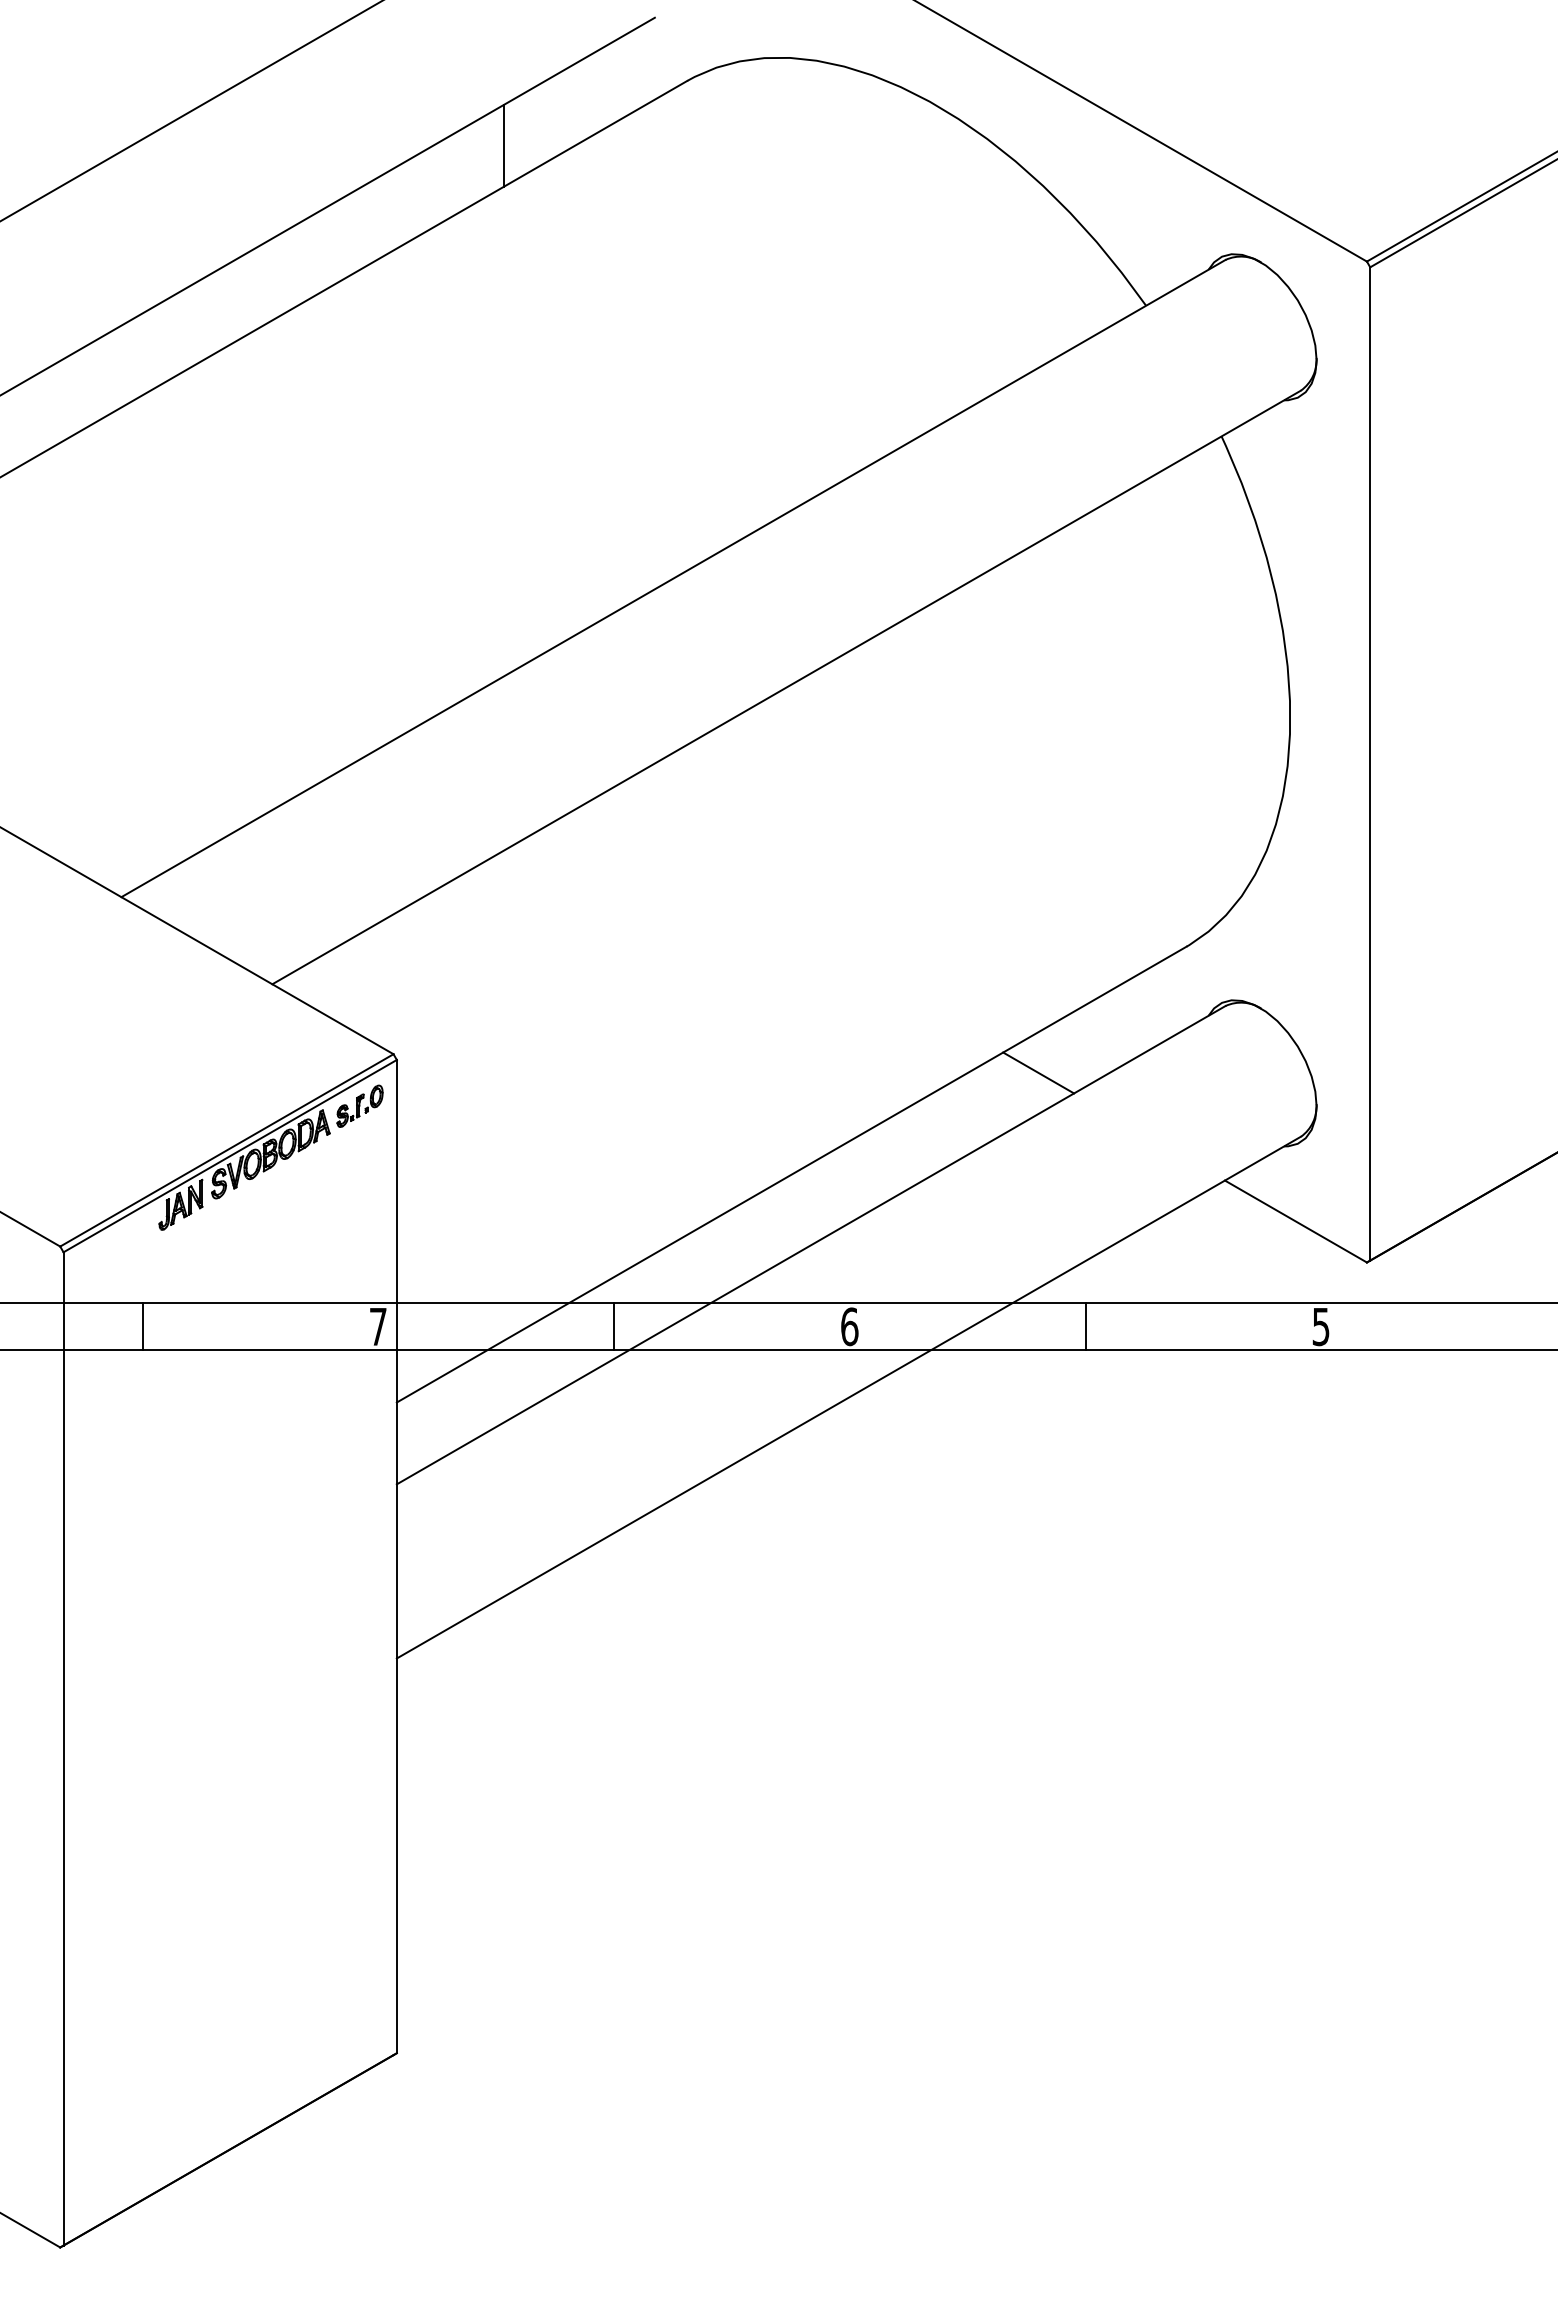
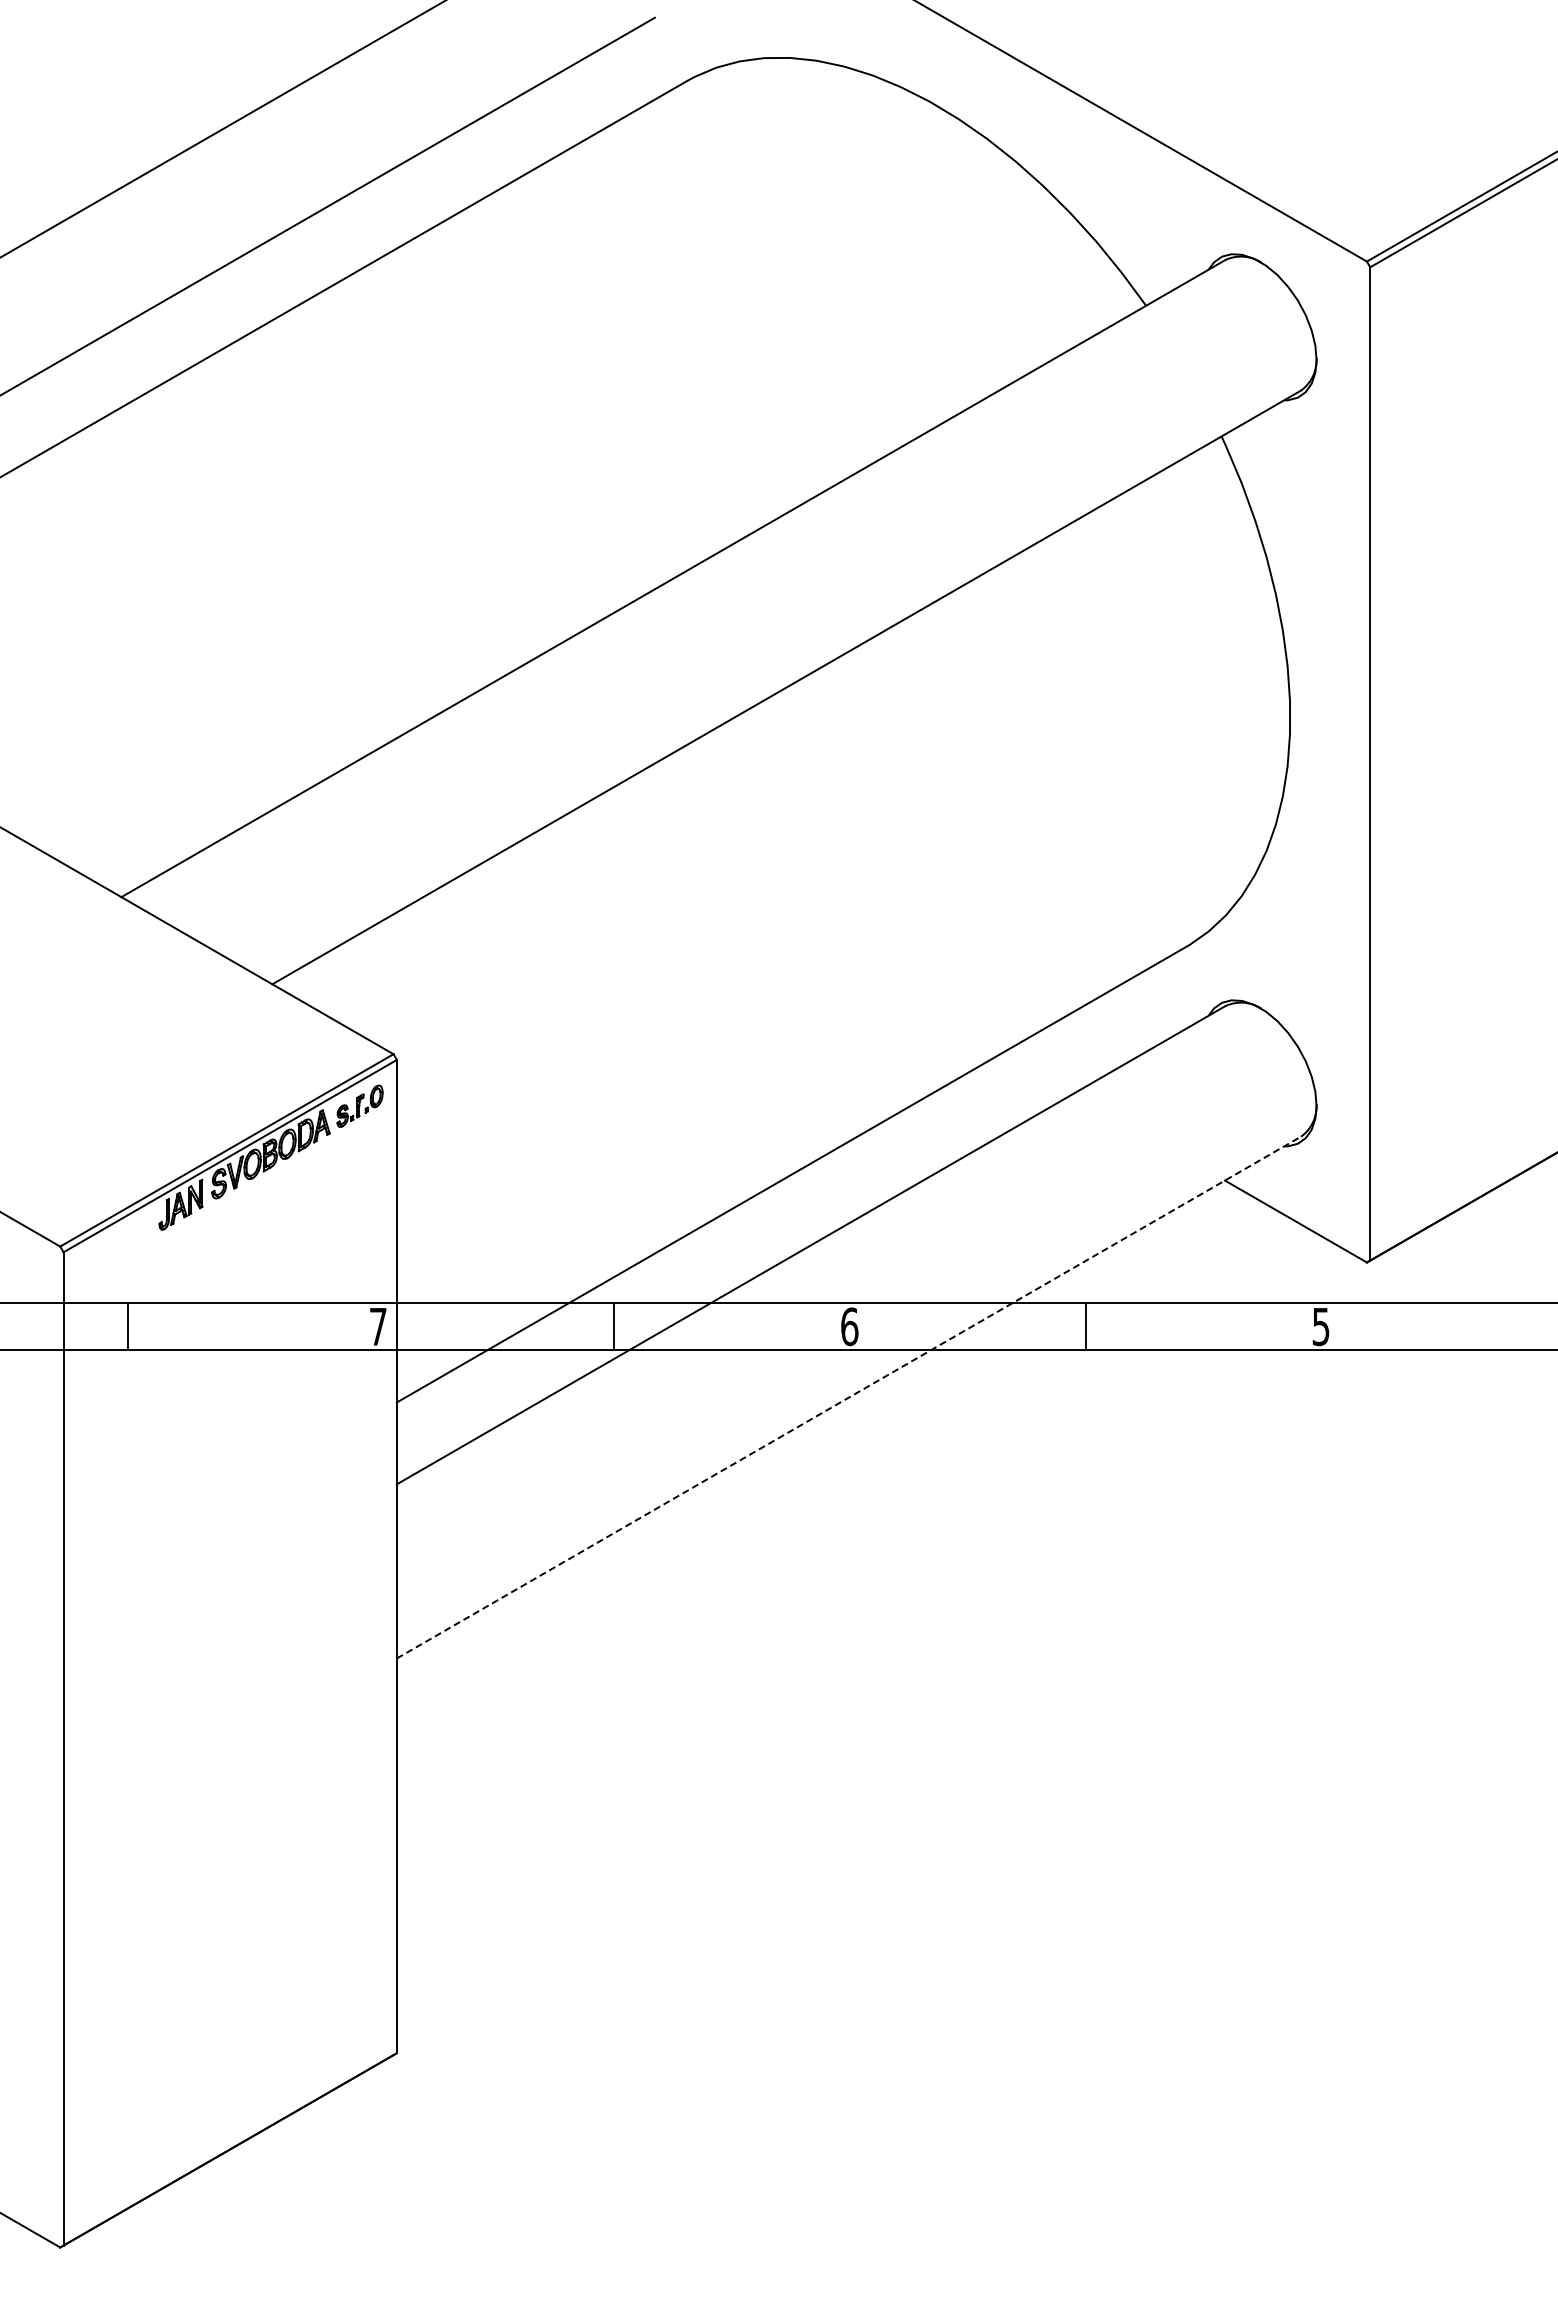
line position: (191, 111) -> (222, 129) (222, 129)
line: present -> none (503, 146)
line: present -> none (1038, 1072)
line position: (143, 1326) -> (128, 1326) (128, 1326)
line: solid -> dashed (848, 1397)
